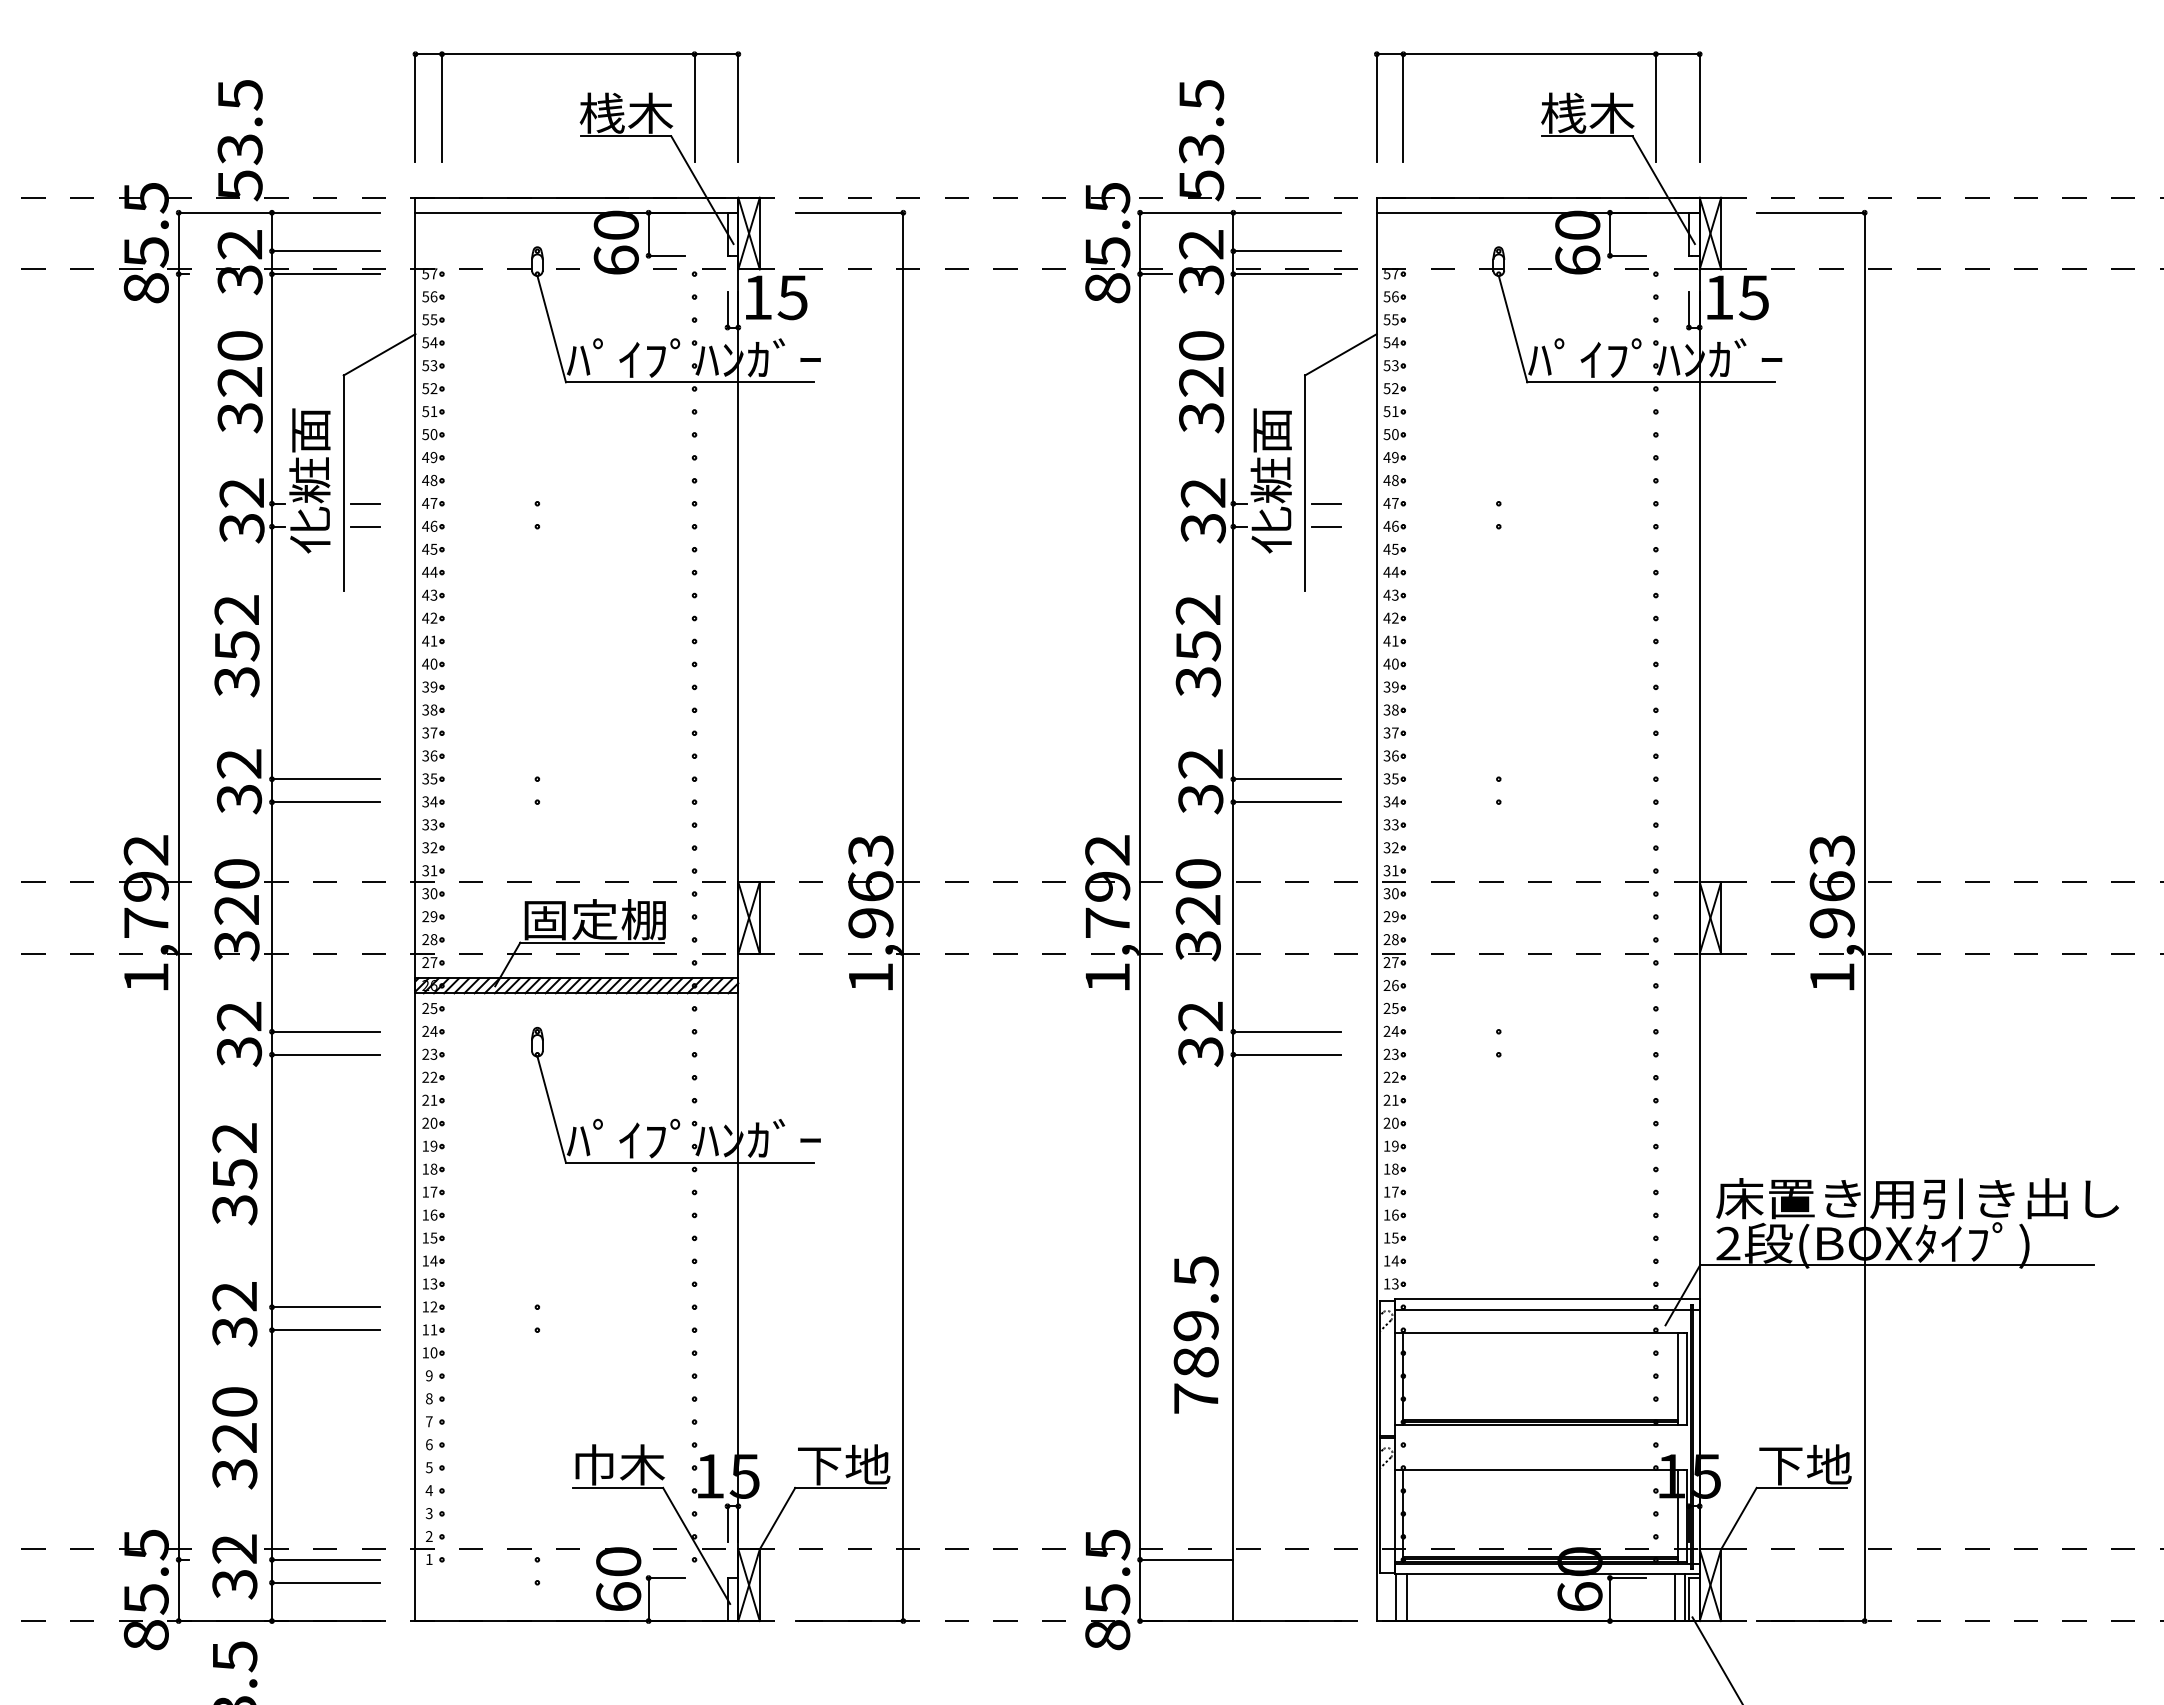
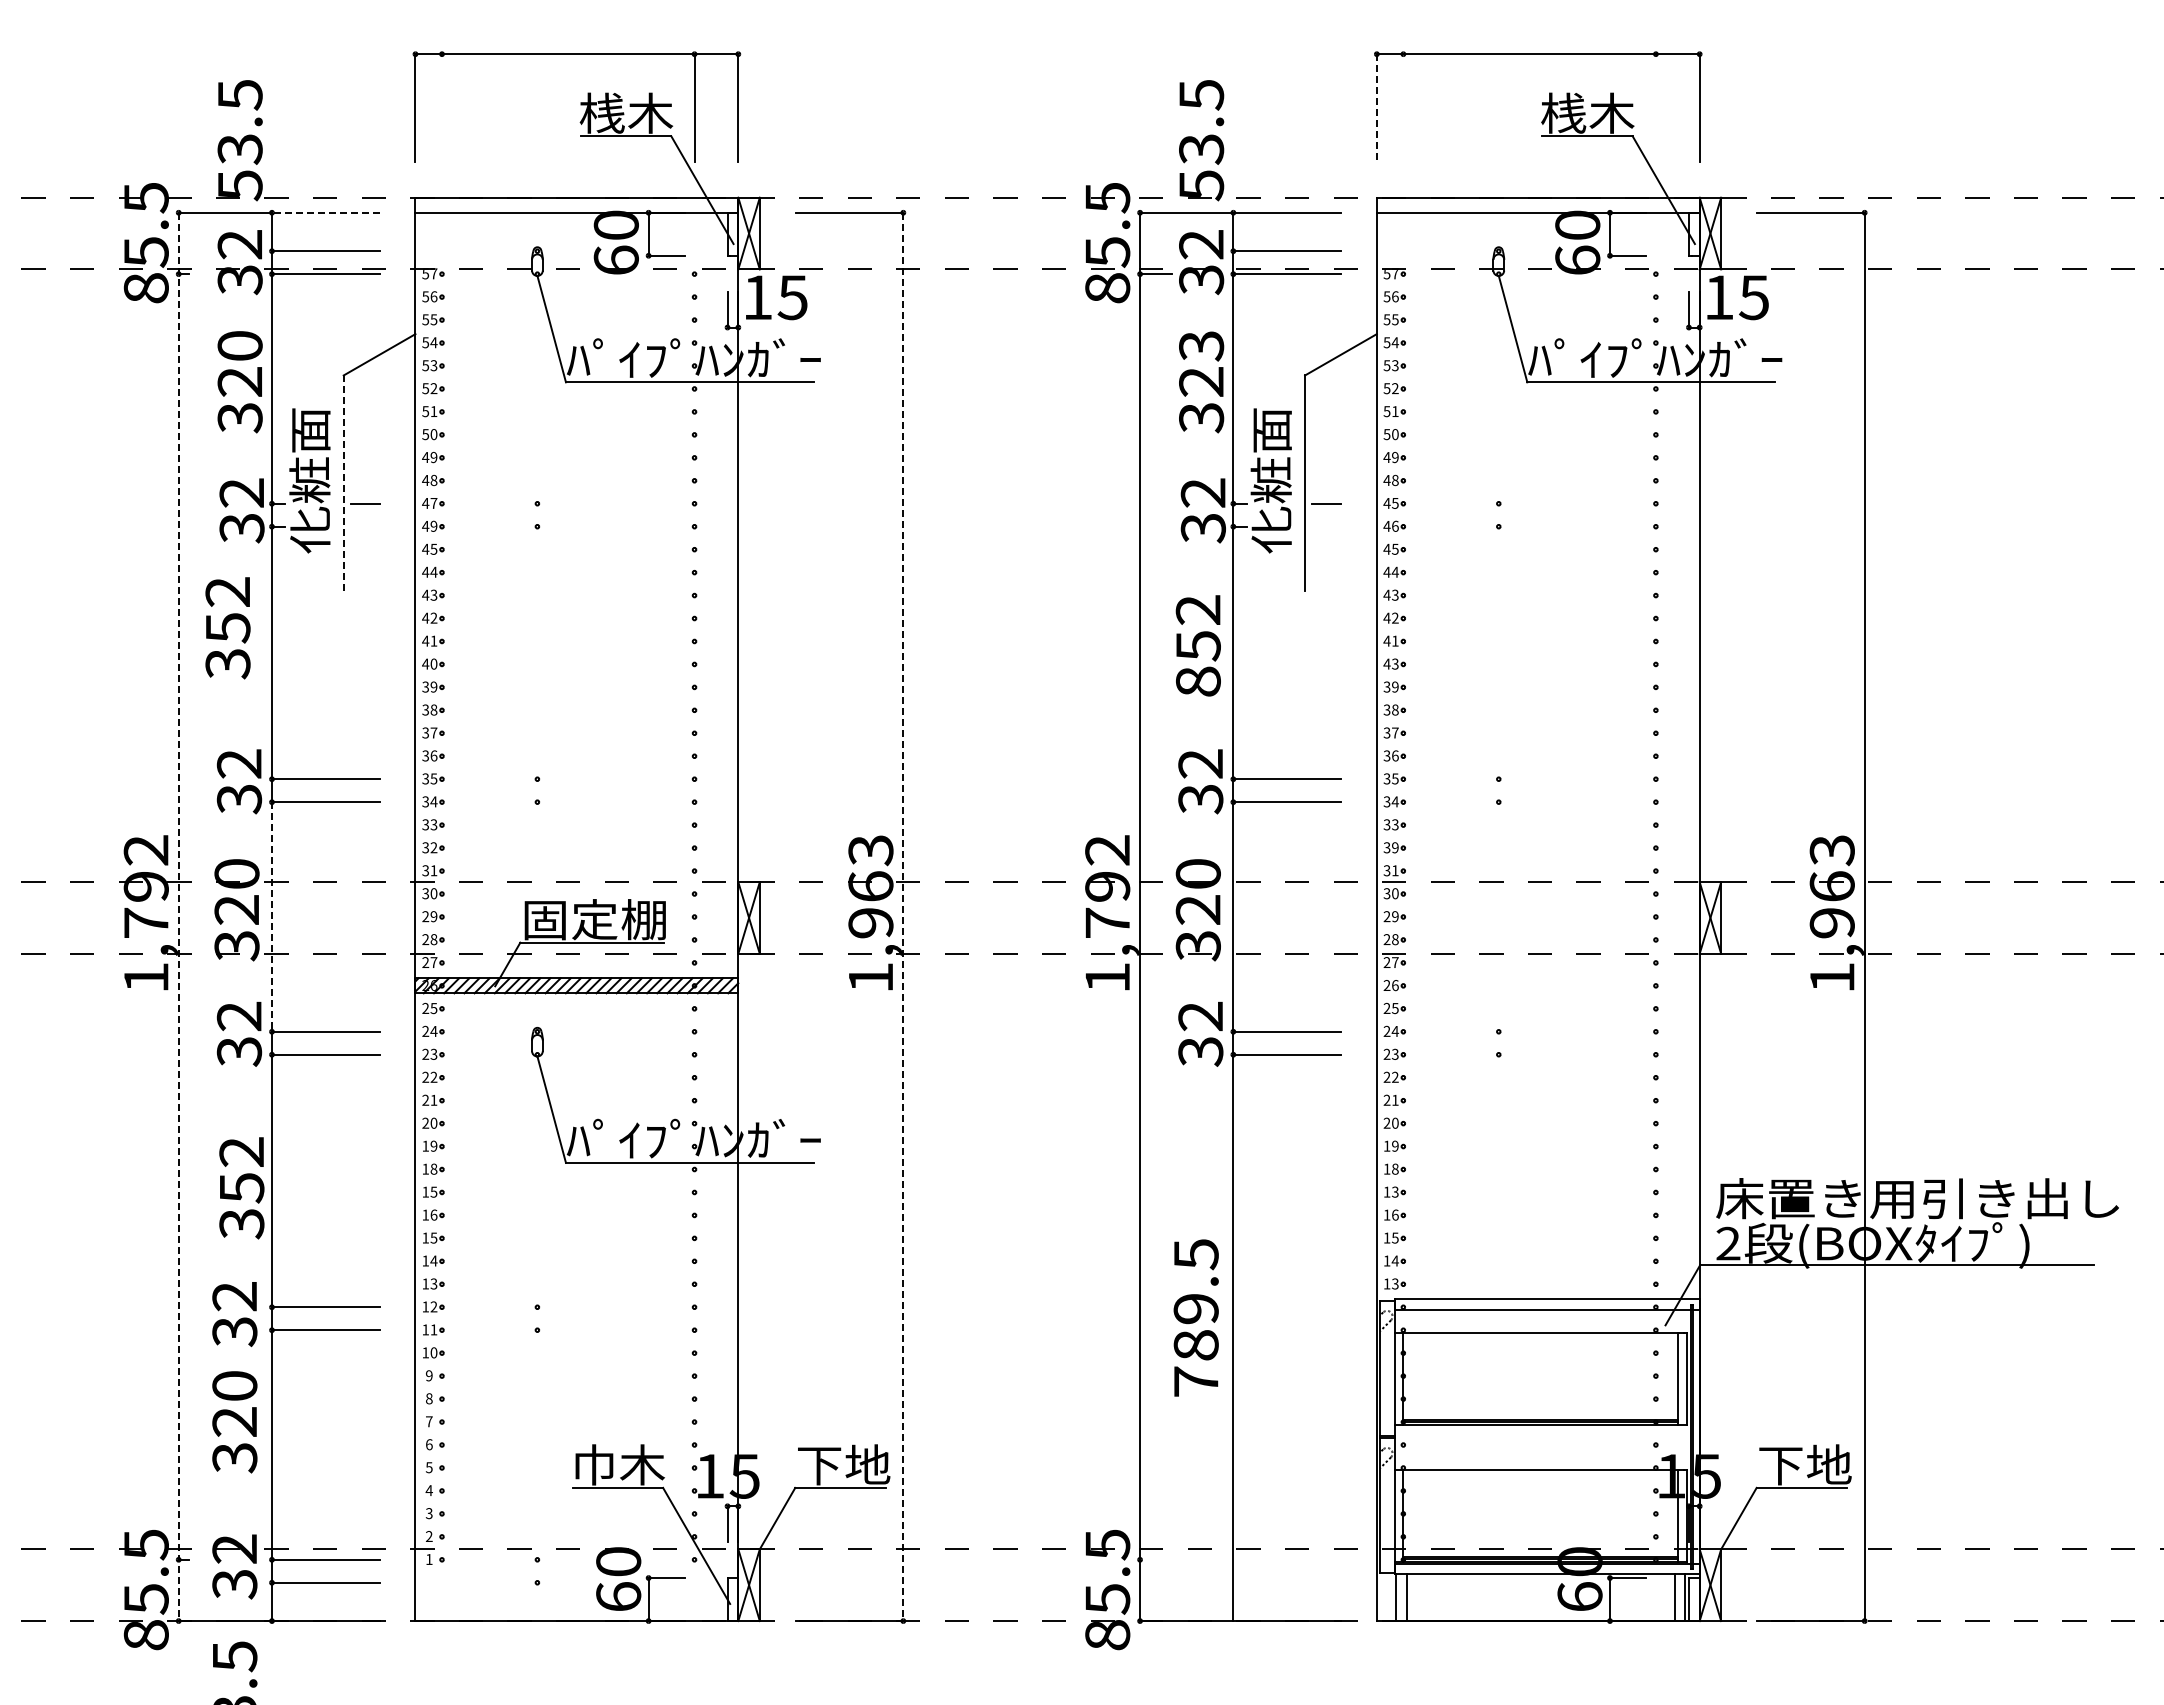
line: present -> none (442, 107)
line: present -> none (1403, 107)
line: present -> none (1655, 107)
line: solid -> dashed (1376, 108)
line: solid -> dashed (325, 212)
text: 320 -> 323 (1201, 346)
line: solid -> dashed (343, 483)
text: 47 -> 45 (1394, 503)
text: 46 -> 49 (433, 525)
line: present -> none (365, 526)
line: present -> none (1326, 526)
text position: (236, 646) -> (227, 628) (227, 628)
text: 40 -> 43 (1395, 663)
text: 352 -> 852 (1197, 681)
text: 32 -> 39 (1395, 848)
line: solid -> dashed (271, 916)
line: solid -> dashed (178, 917)
line: solid -> dashed (903, 917)
text position: (234, 1174) -> (241, 1188) (241, 1188)
text: 17 -> 15 (433, 1191)
text: 17 -> 13 (1395, 1191)
text position: (1195, 1334) -> (1195, 1317) (1195, 1317)
text position: (234, 1438) -> (234, 1422) (234, 1422)
line: present -> none (1186, 1559)
line: present -> none (1716, 1659)
